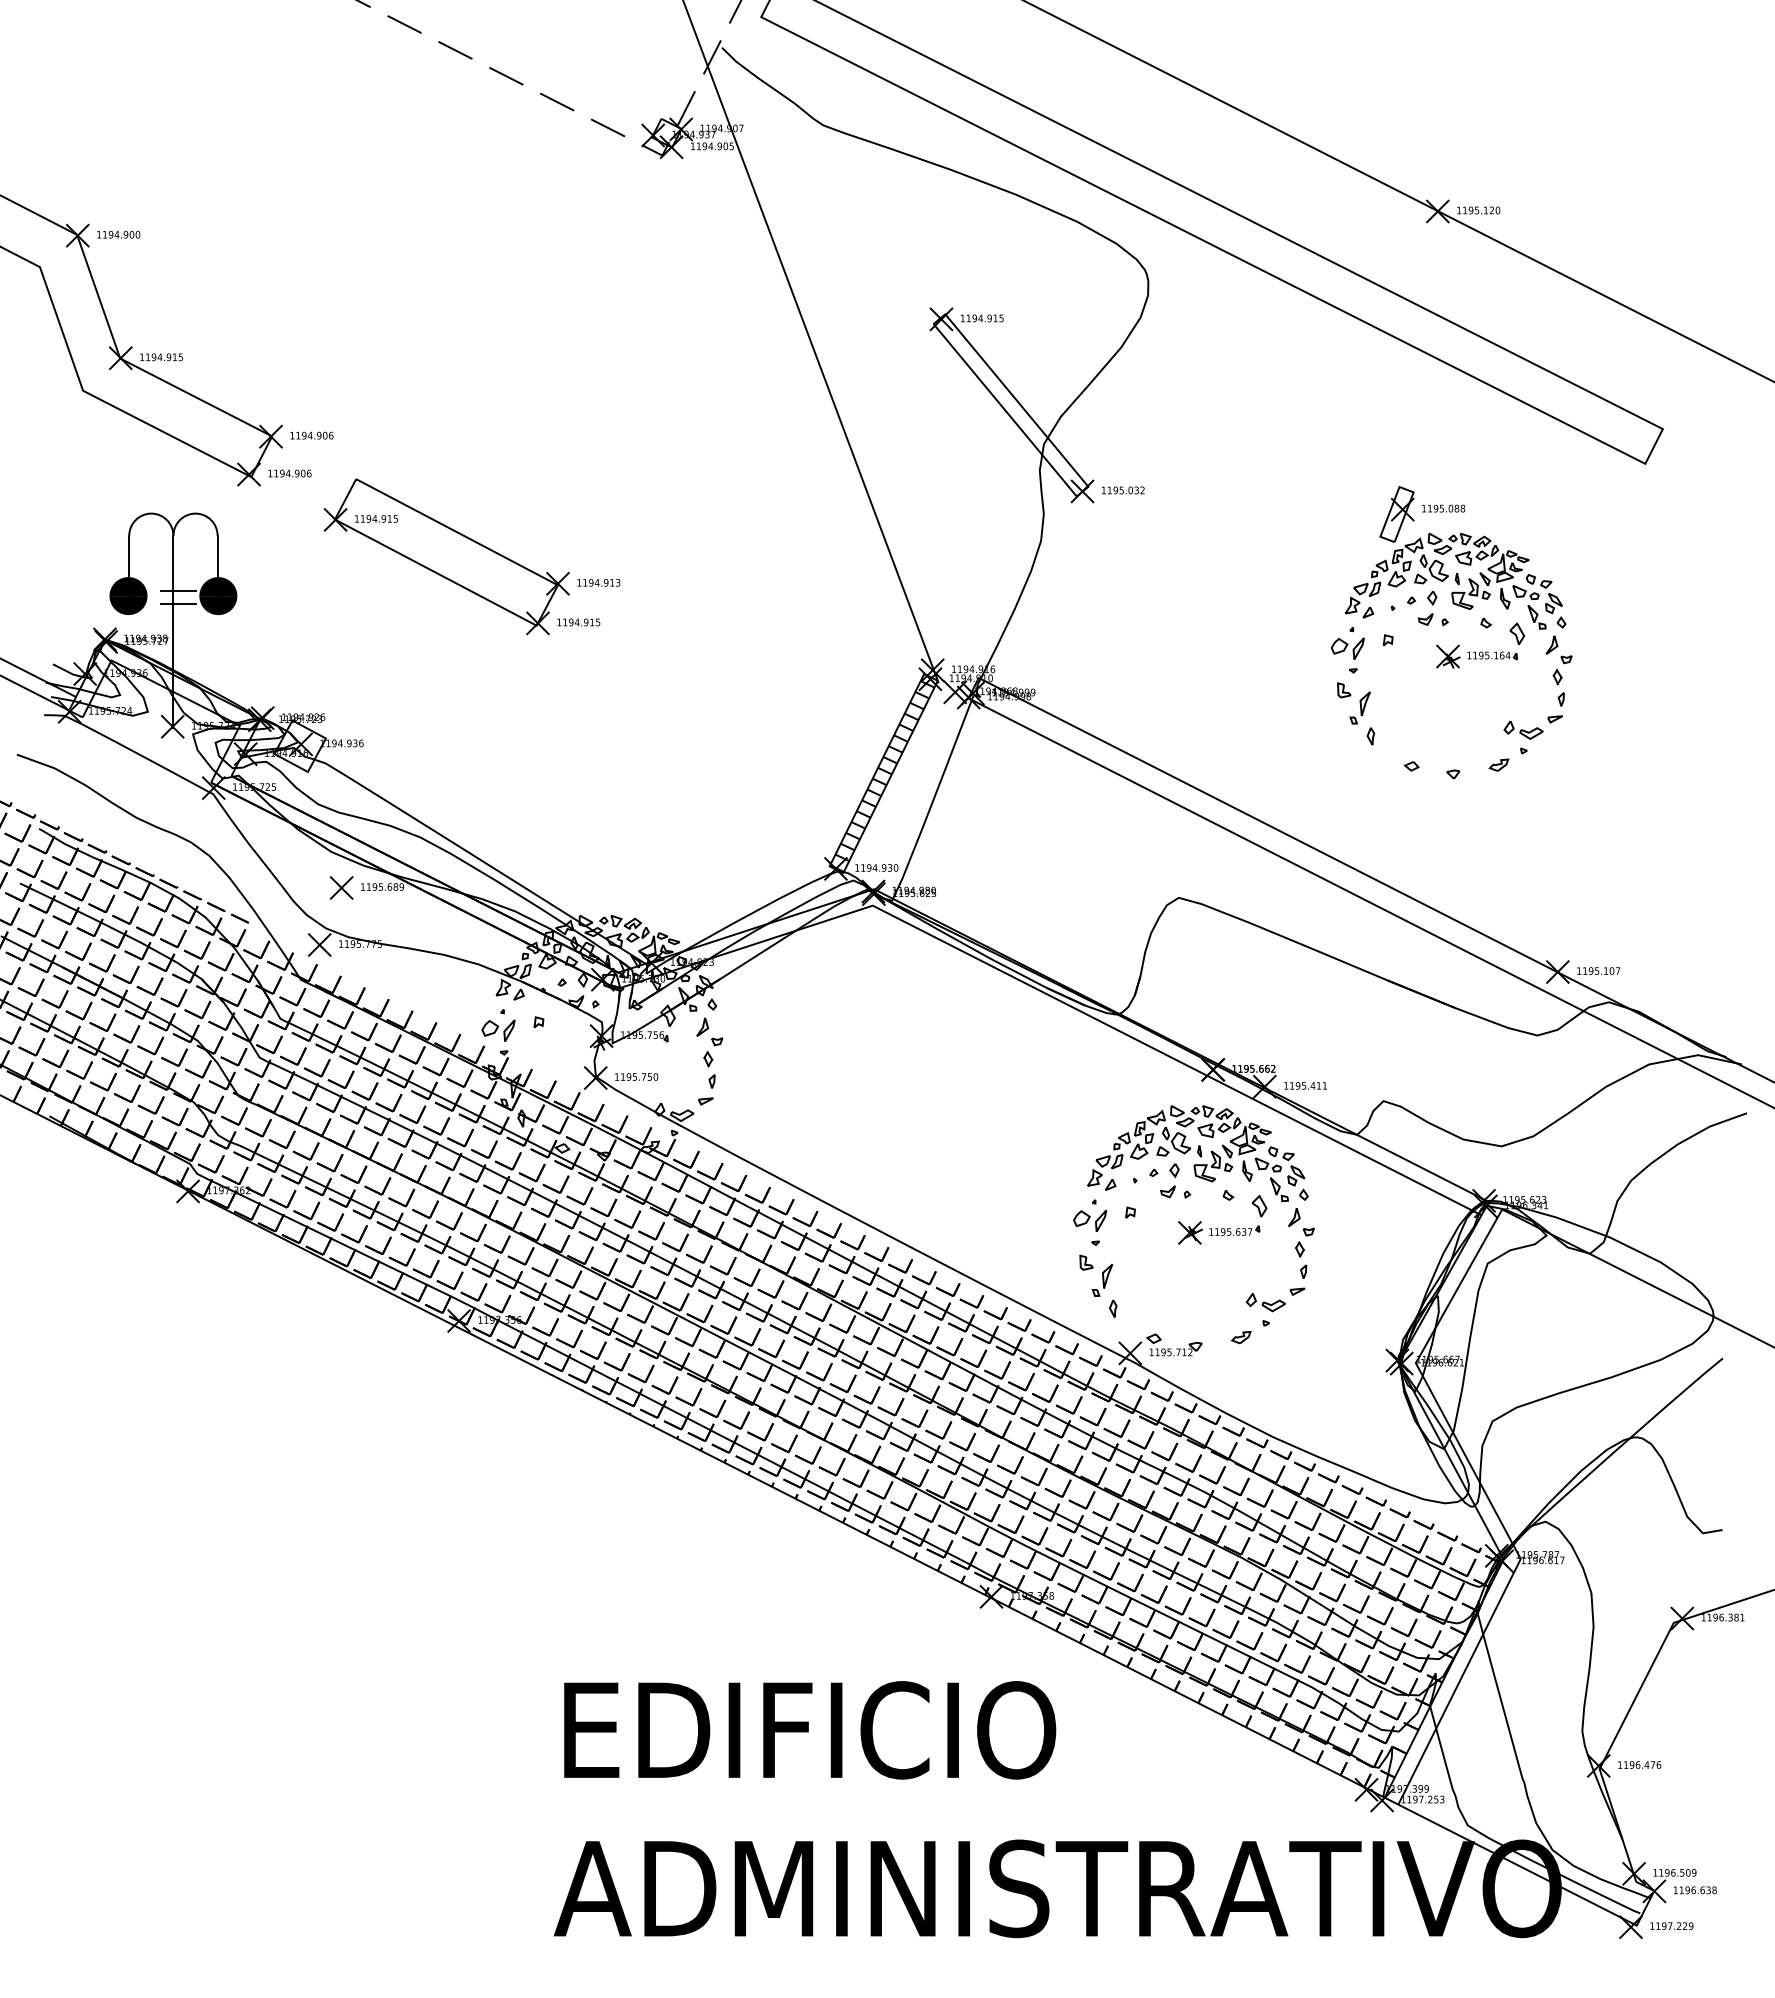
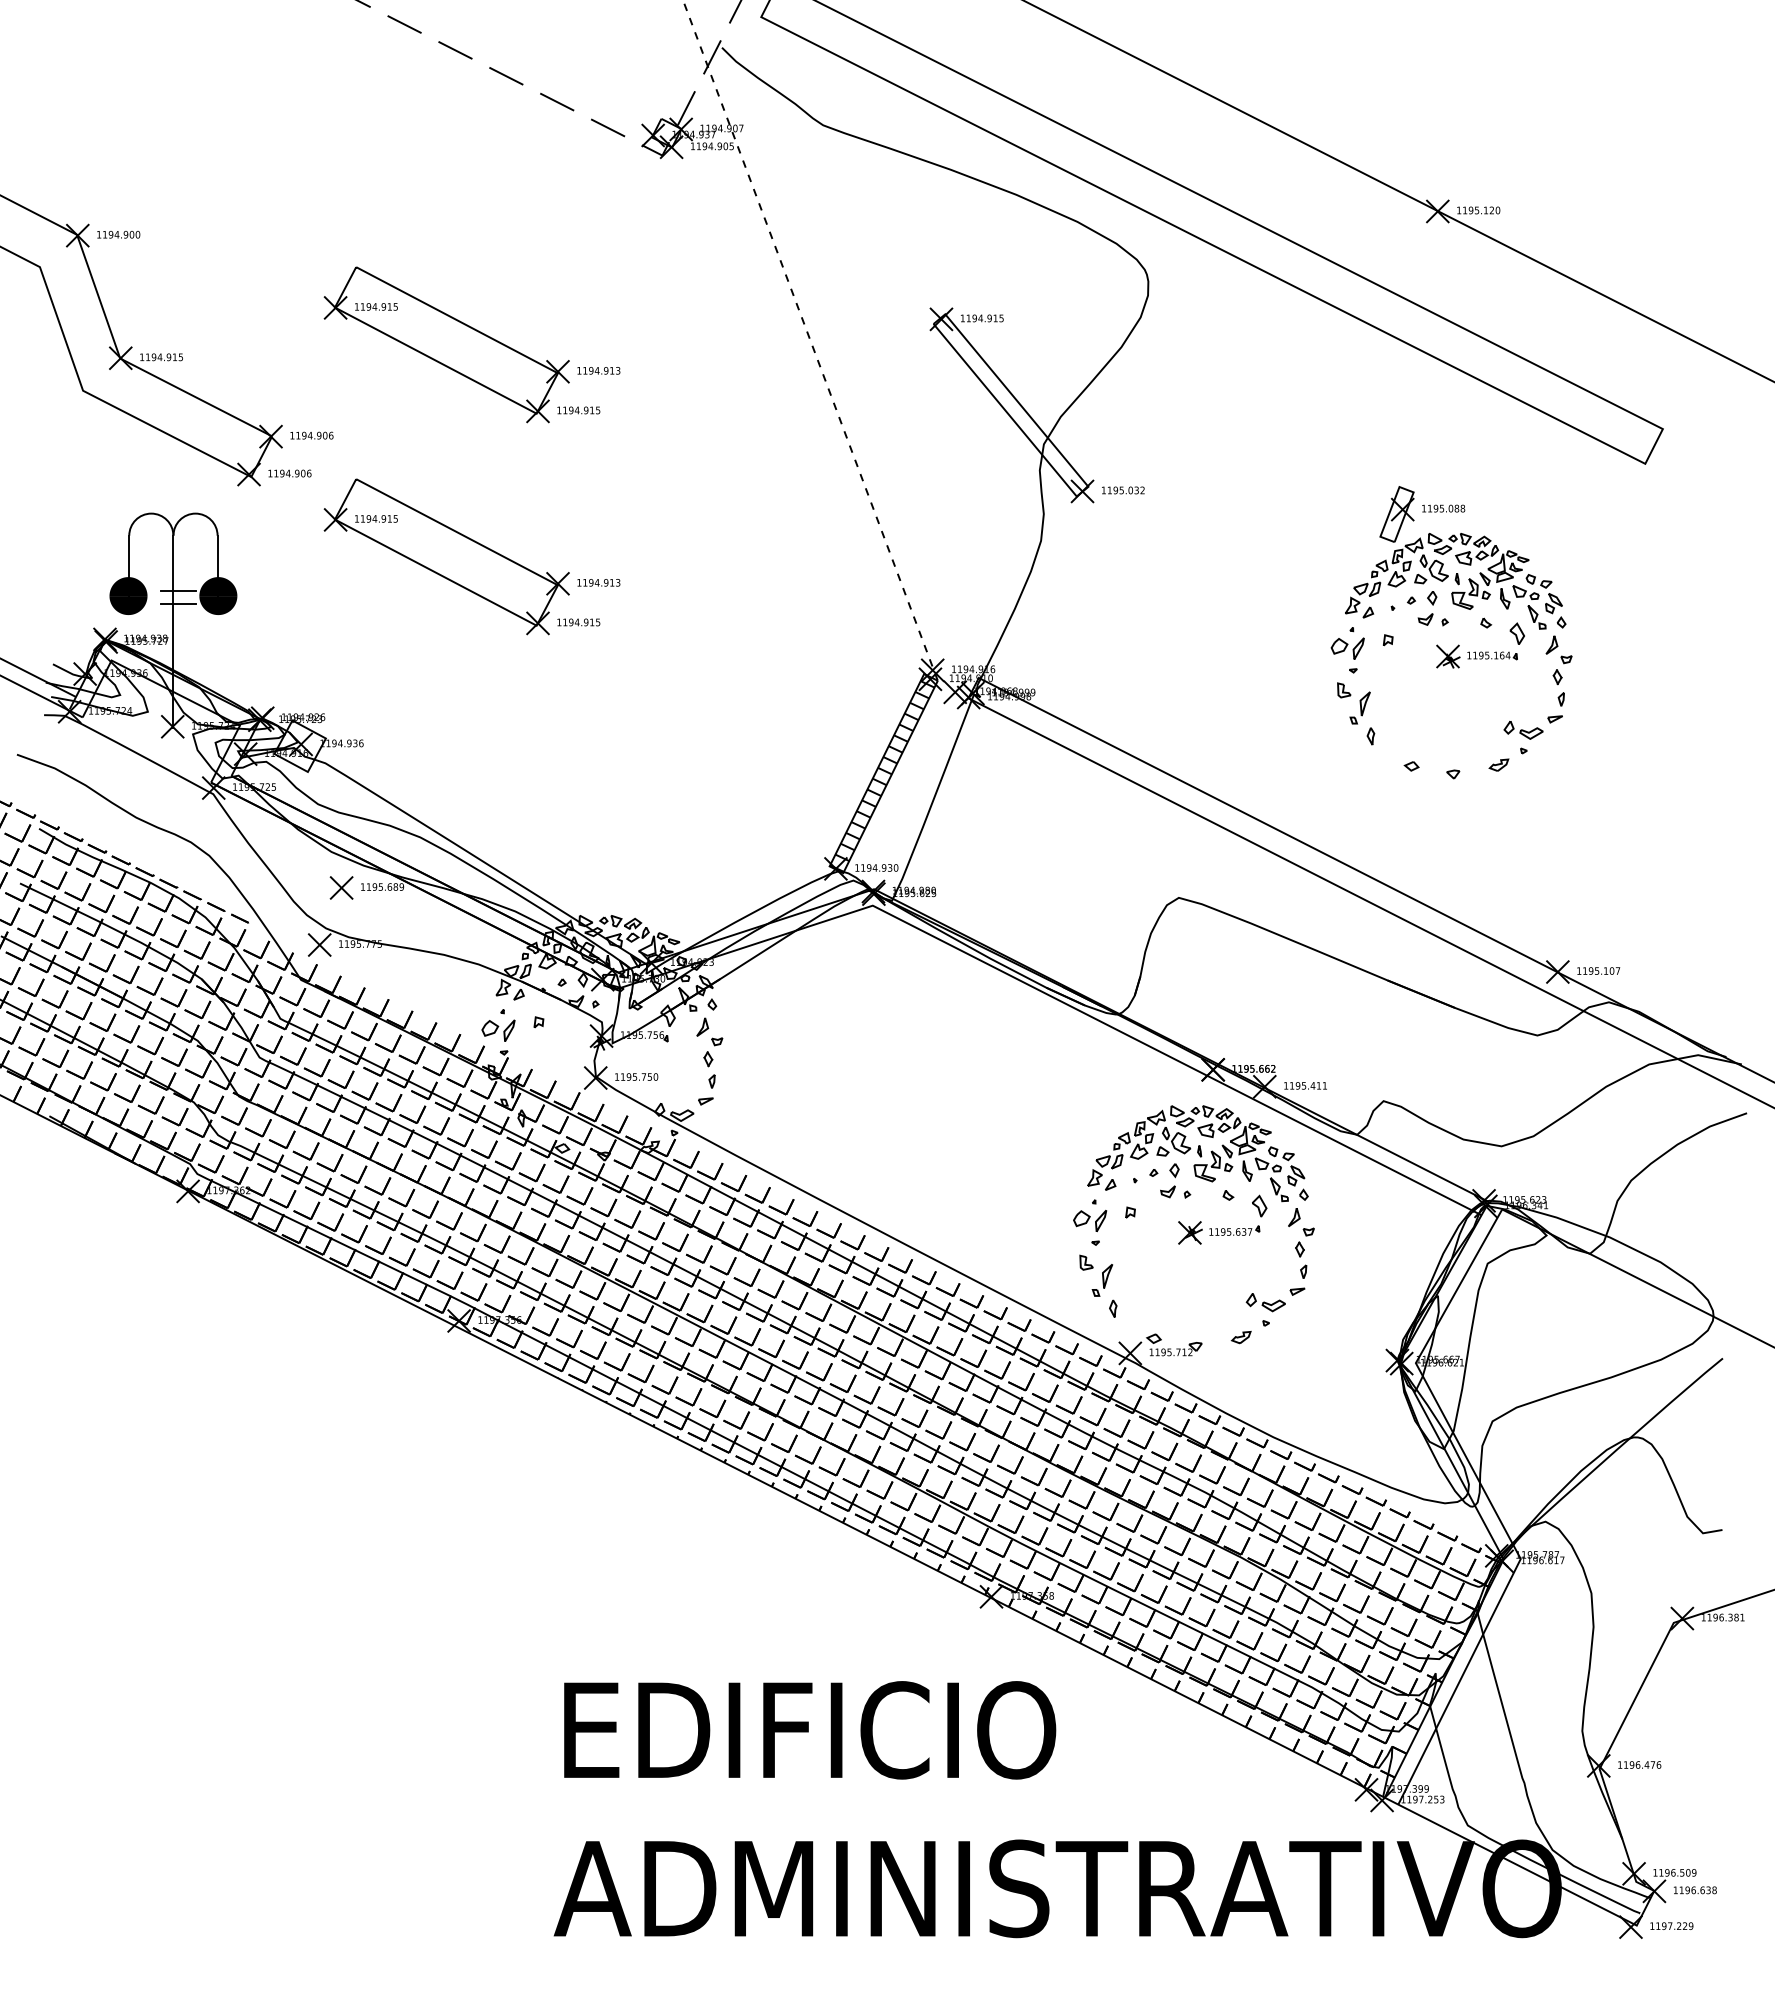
line: solid -> dashed (811, 342)
part: none -> present (471, 344)
